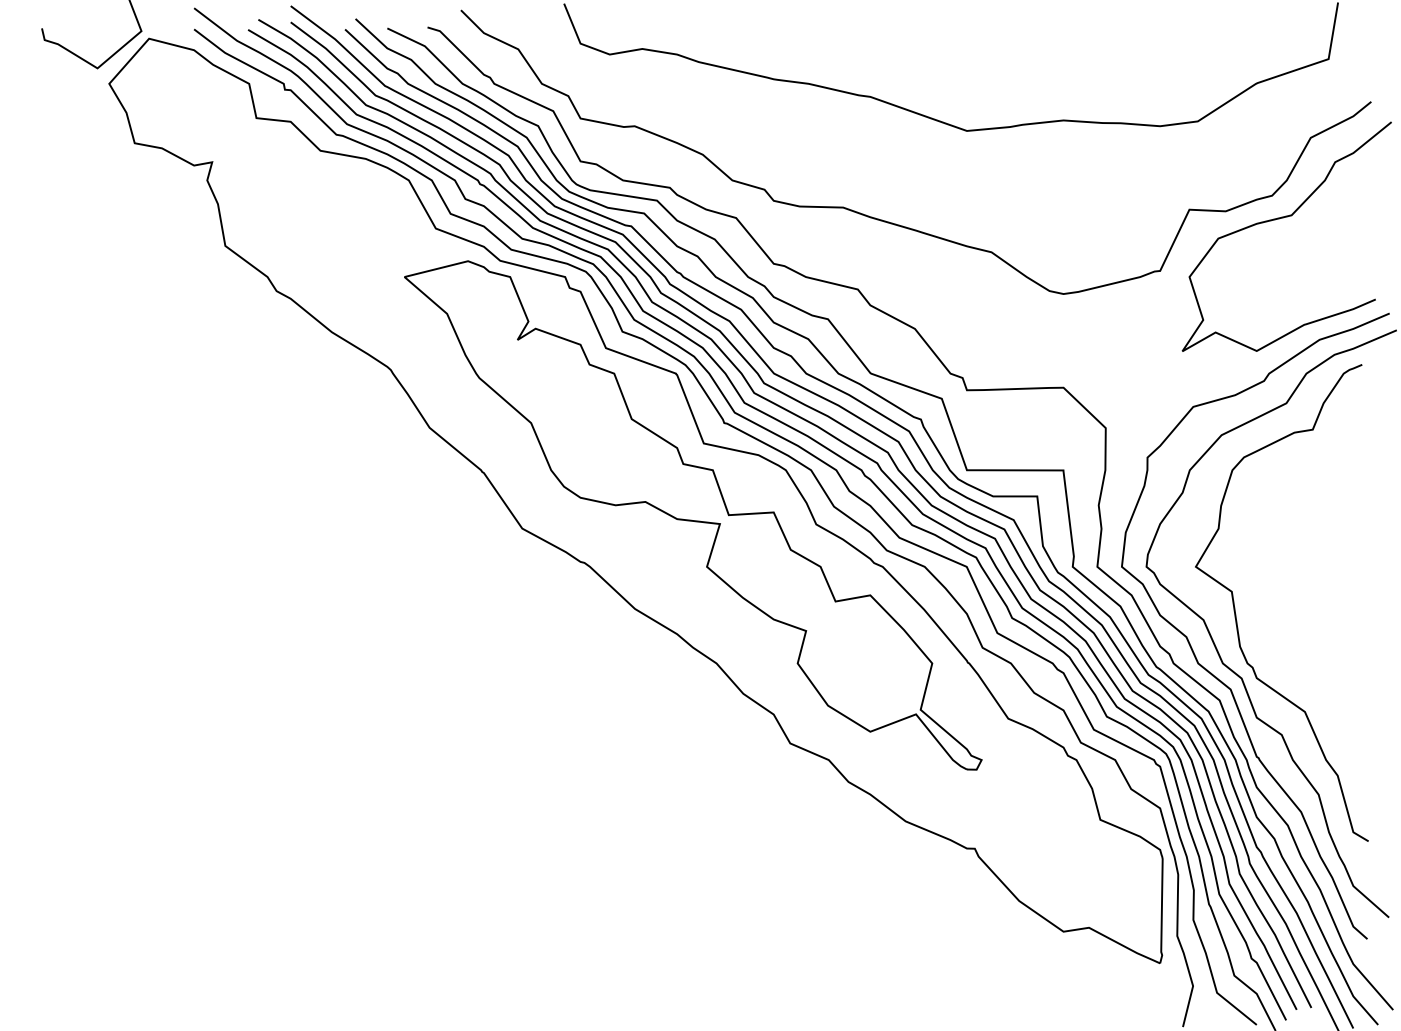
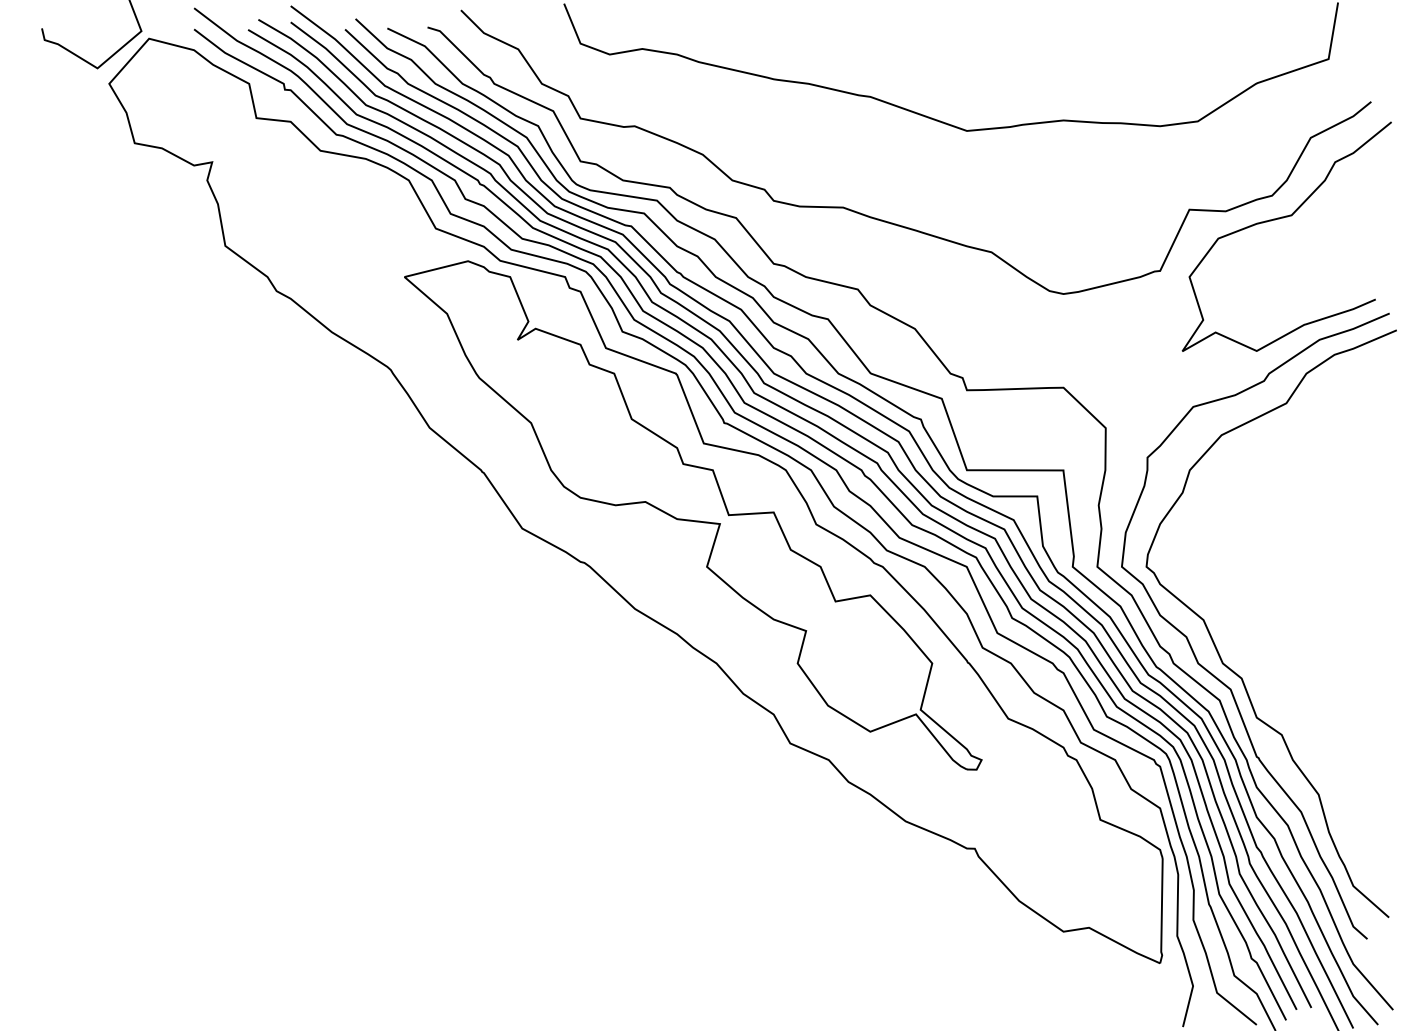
curve: present -> none (1235, 607)
